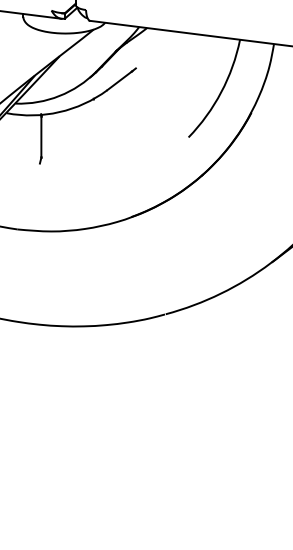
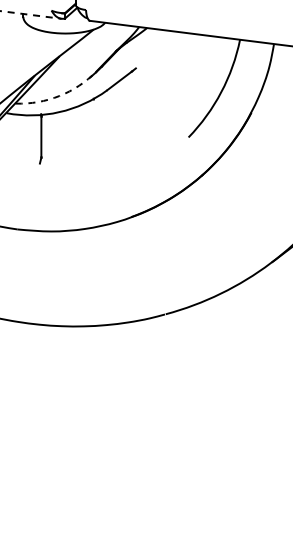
line: solid -> dashed (30, 14)
arc: solid -> dashed (59, 96)
